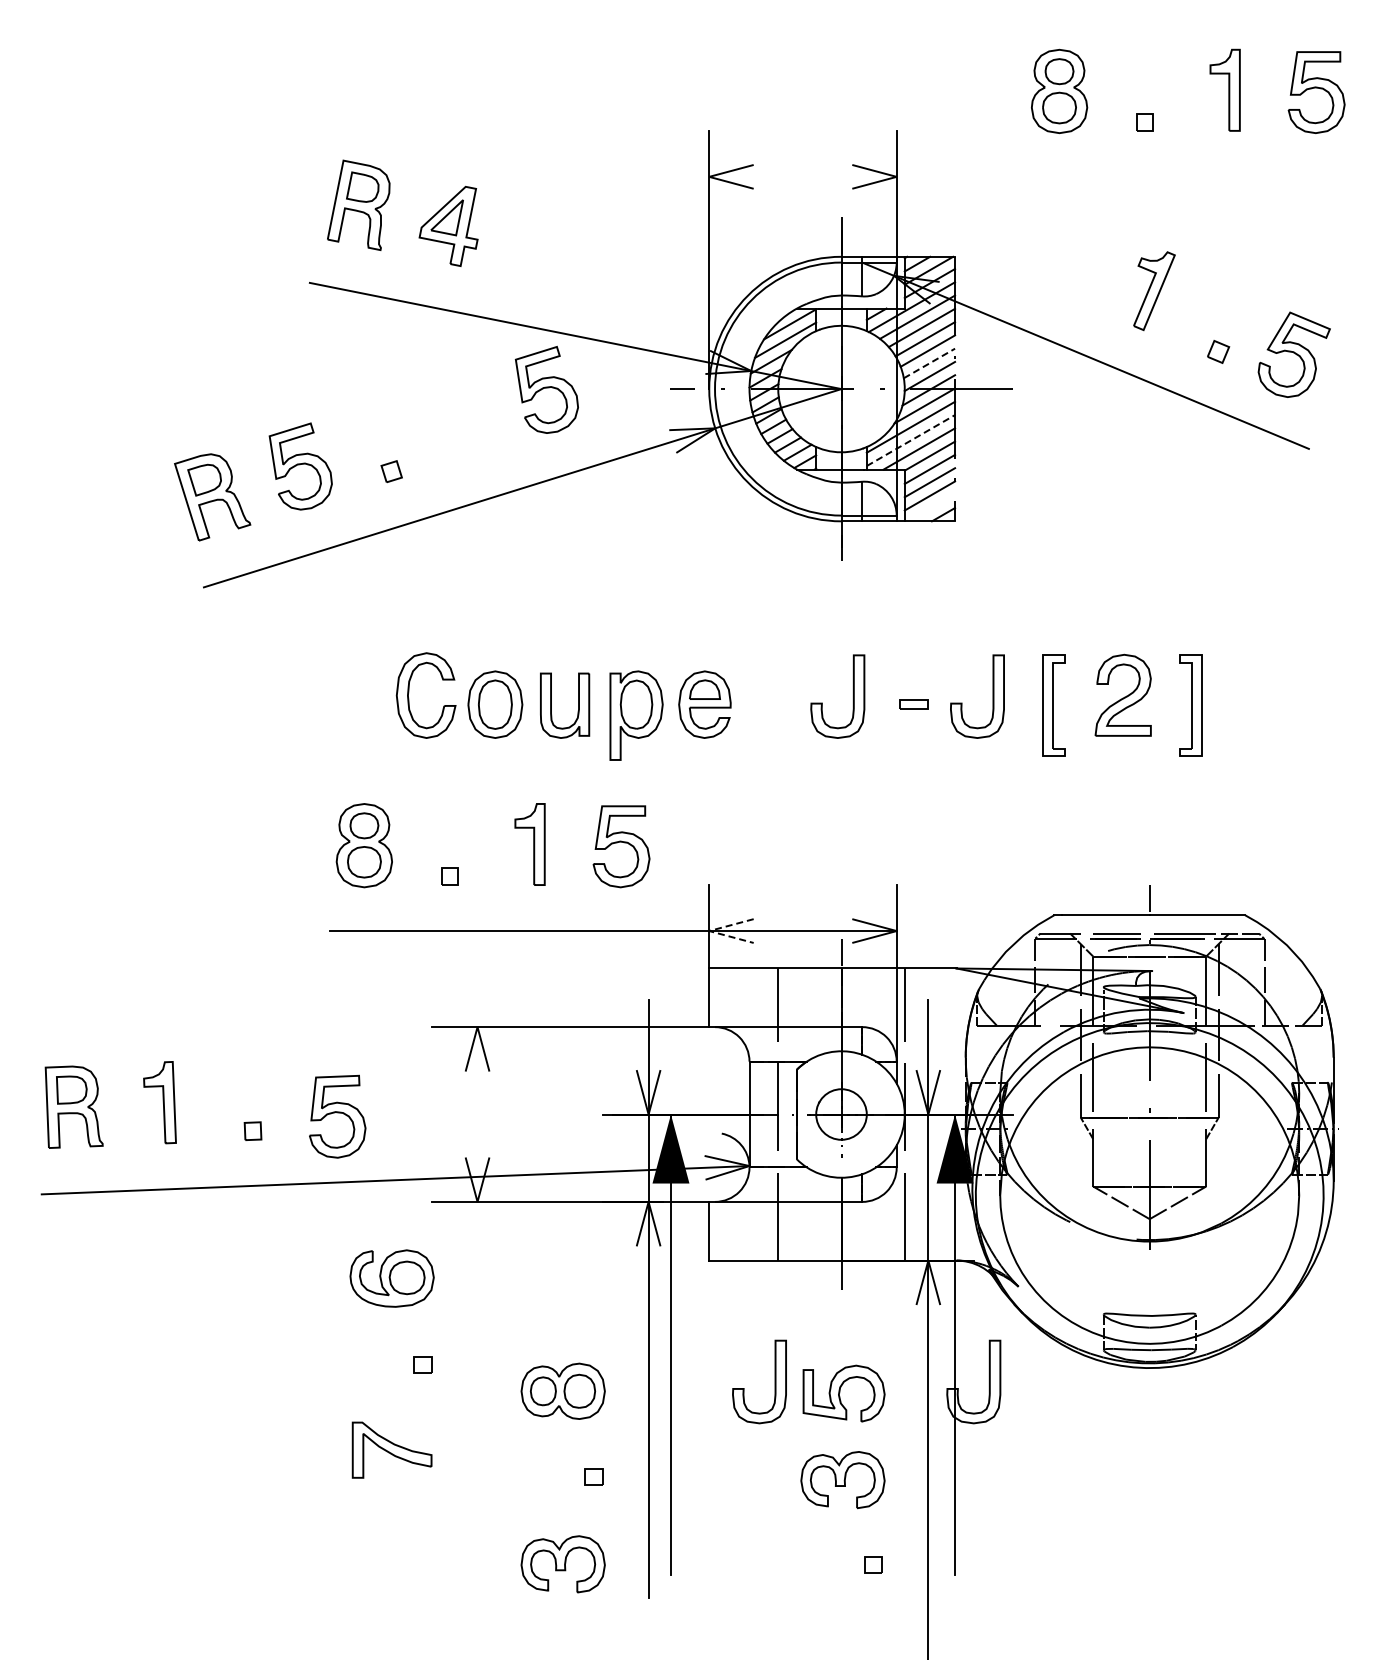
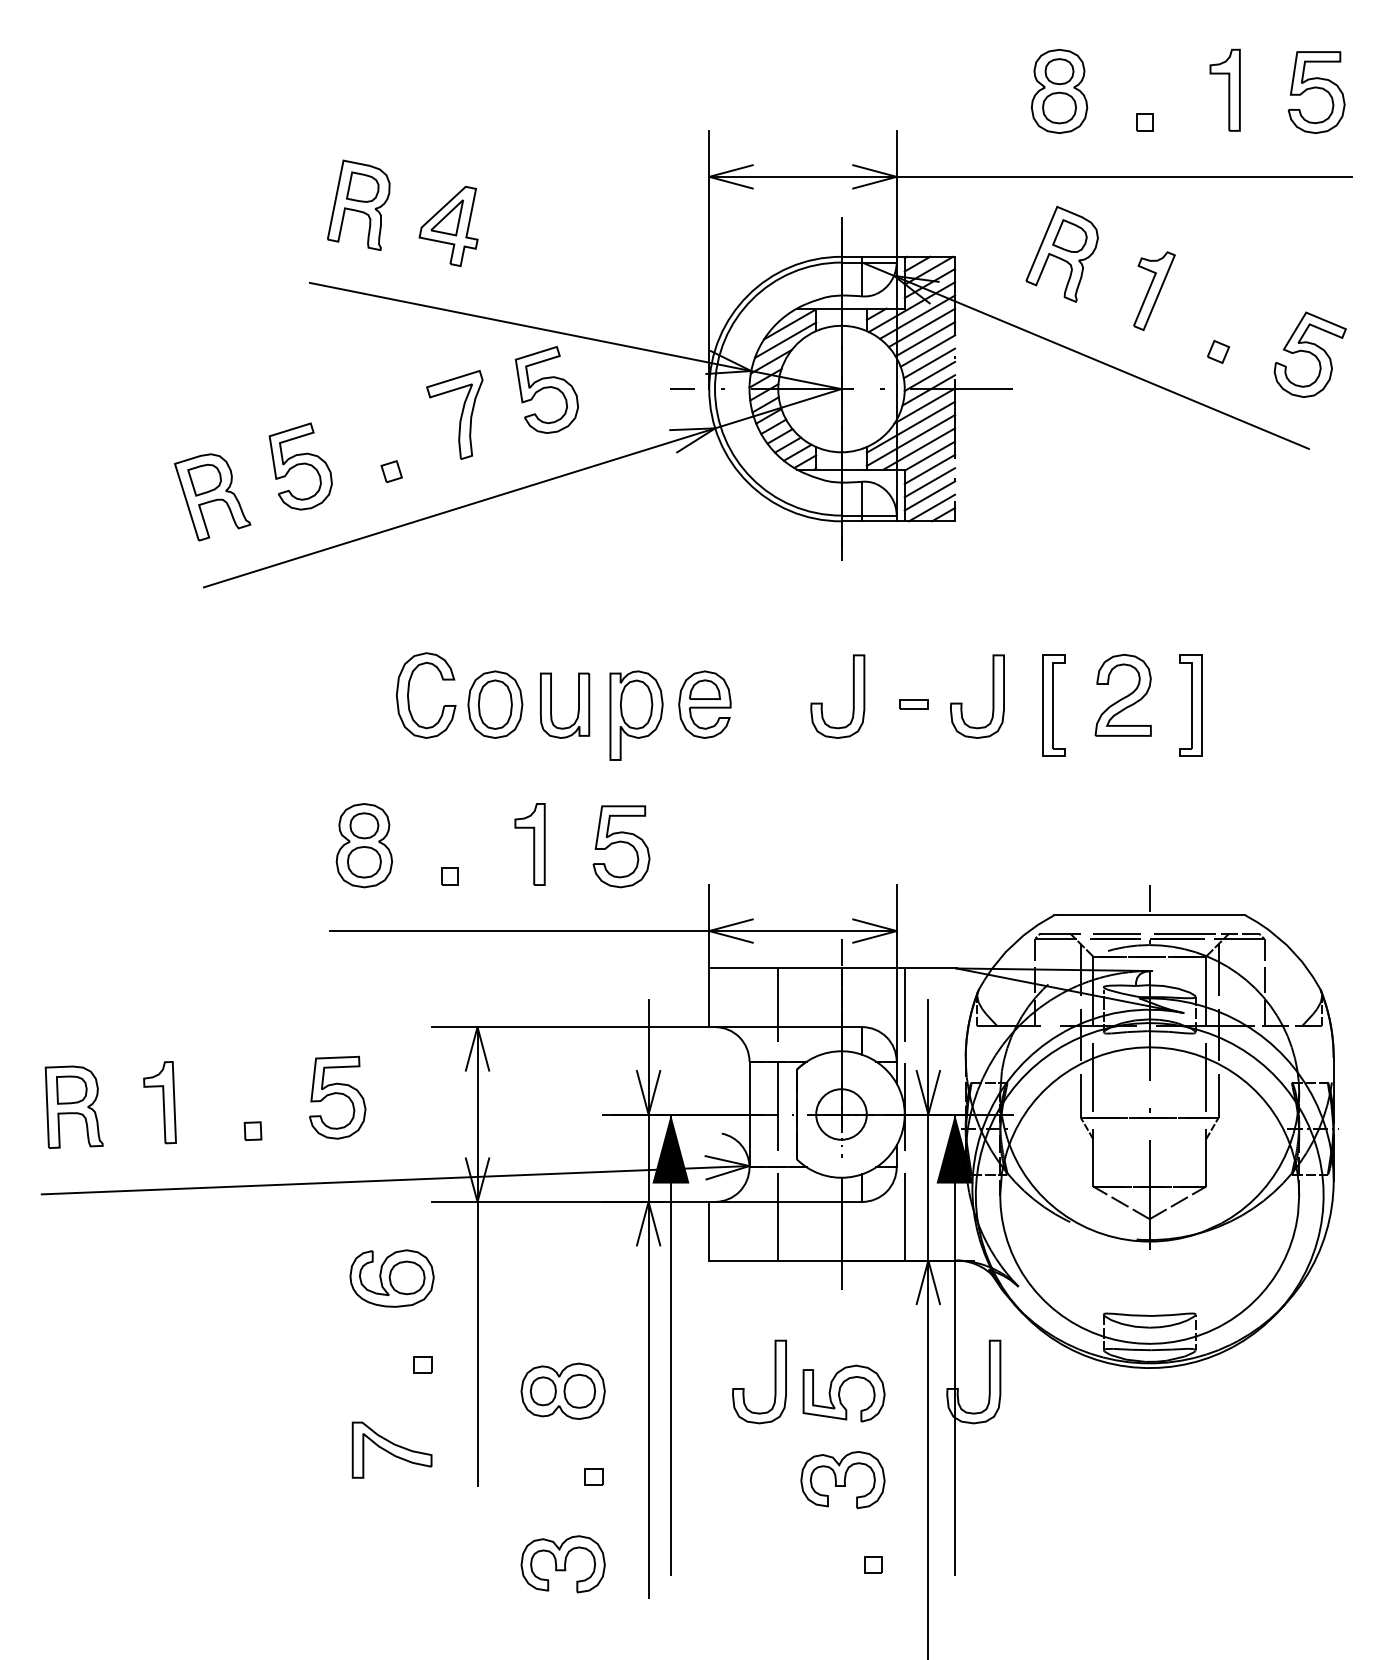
line: none -> present (1030, 176)
part: none -> present (1061, 253)
part position: (1293, 354) -> (1309, 354) (1309, 354)
line: dashed -> solid (929, 363)
part: none -> present (460, 415)
line: dashed -> solid (910, 440)
line: none -> present (932, 507)
line: dashed -> solid (709, 931)
part position: (337, 1116) -> (337, 1097) (337, 1097)
line: none -> present (477, 1256)
